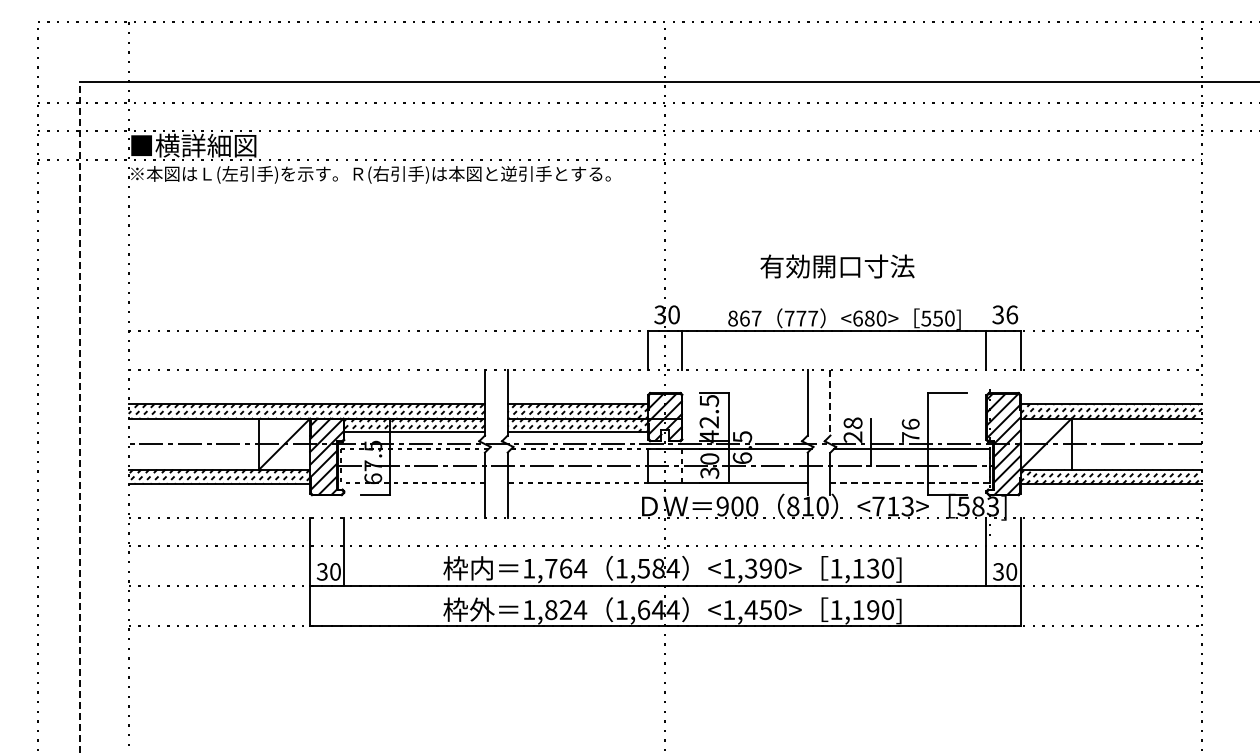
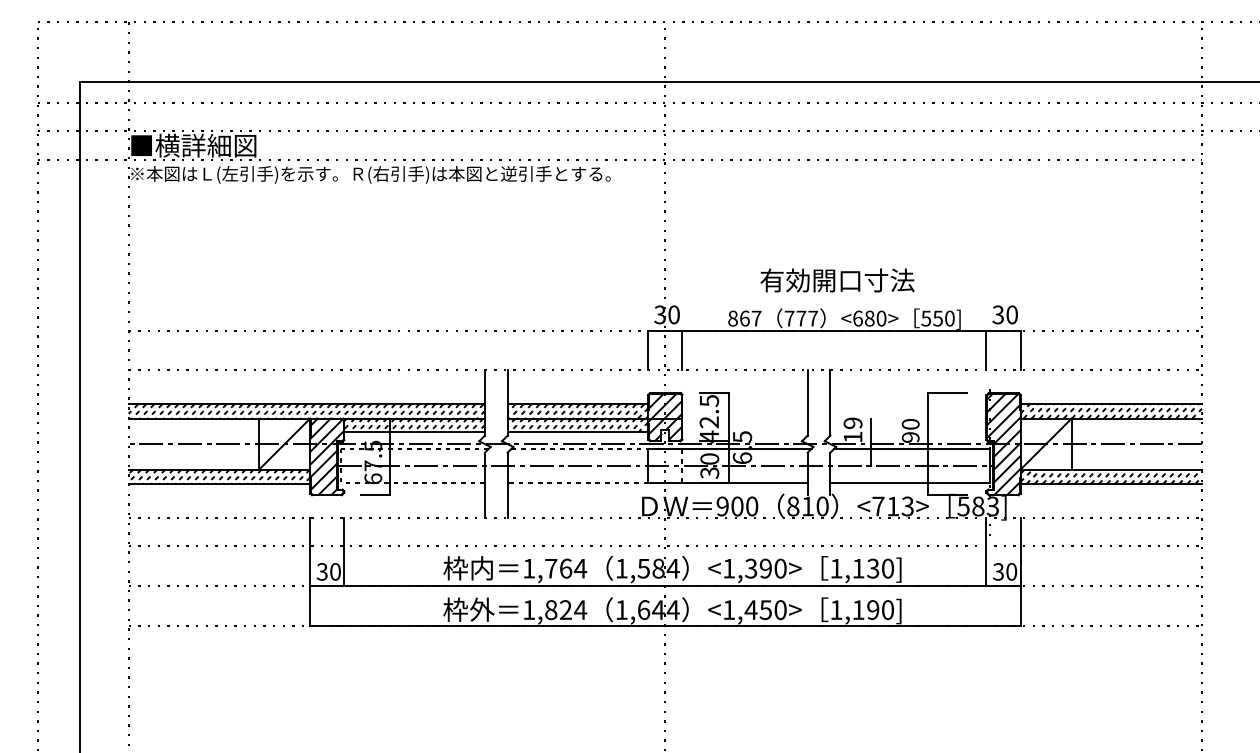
text position: (837, 266) -> (837, 280) (837, 280)
text: 36 -> 30 (1012, 314)
line: dashed -> solid (830, 402)
line: dashed -> solid (80, 417)
text: 28 -> 19 (852, 429)
text: 76 -> 90 (910, 430)
line: dashed -> solid (910, 482)
